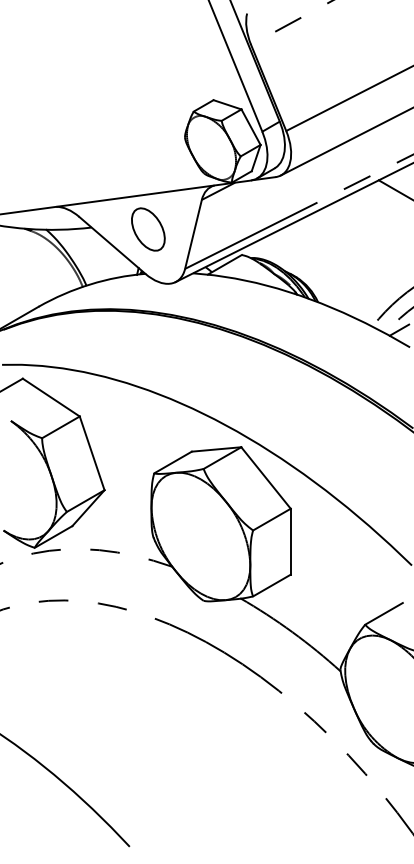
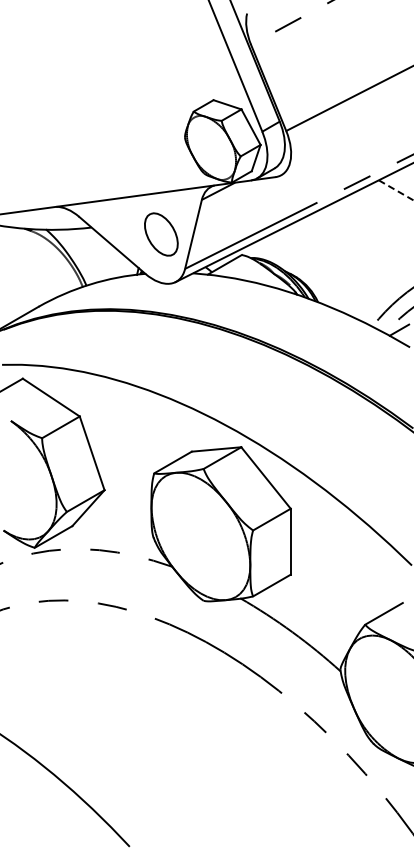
line: present -> none (345, 141)
line: solid -> dashed (396, 190)
part position: (148, 229) -> (161, 234) (161, 234)
